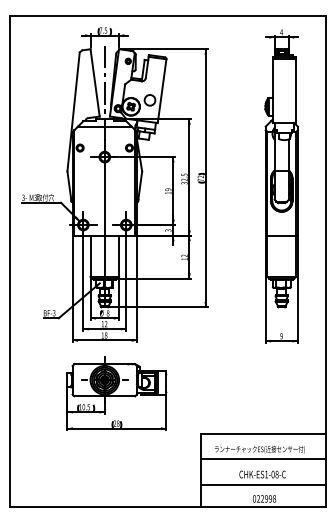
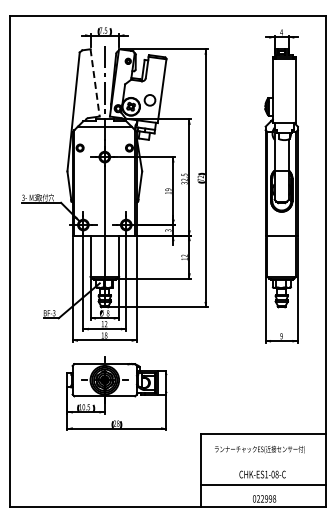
line: solid -> dashed (95, 82)
line: present -> none (263, 459)
